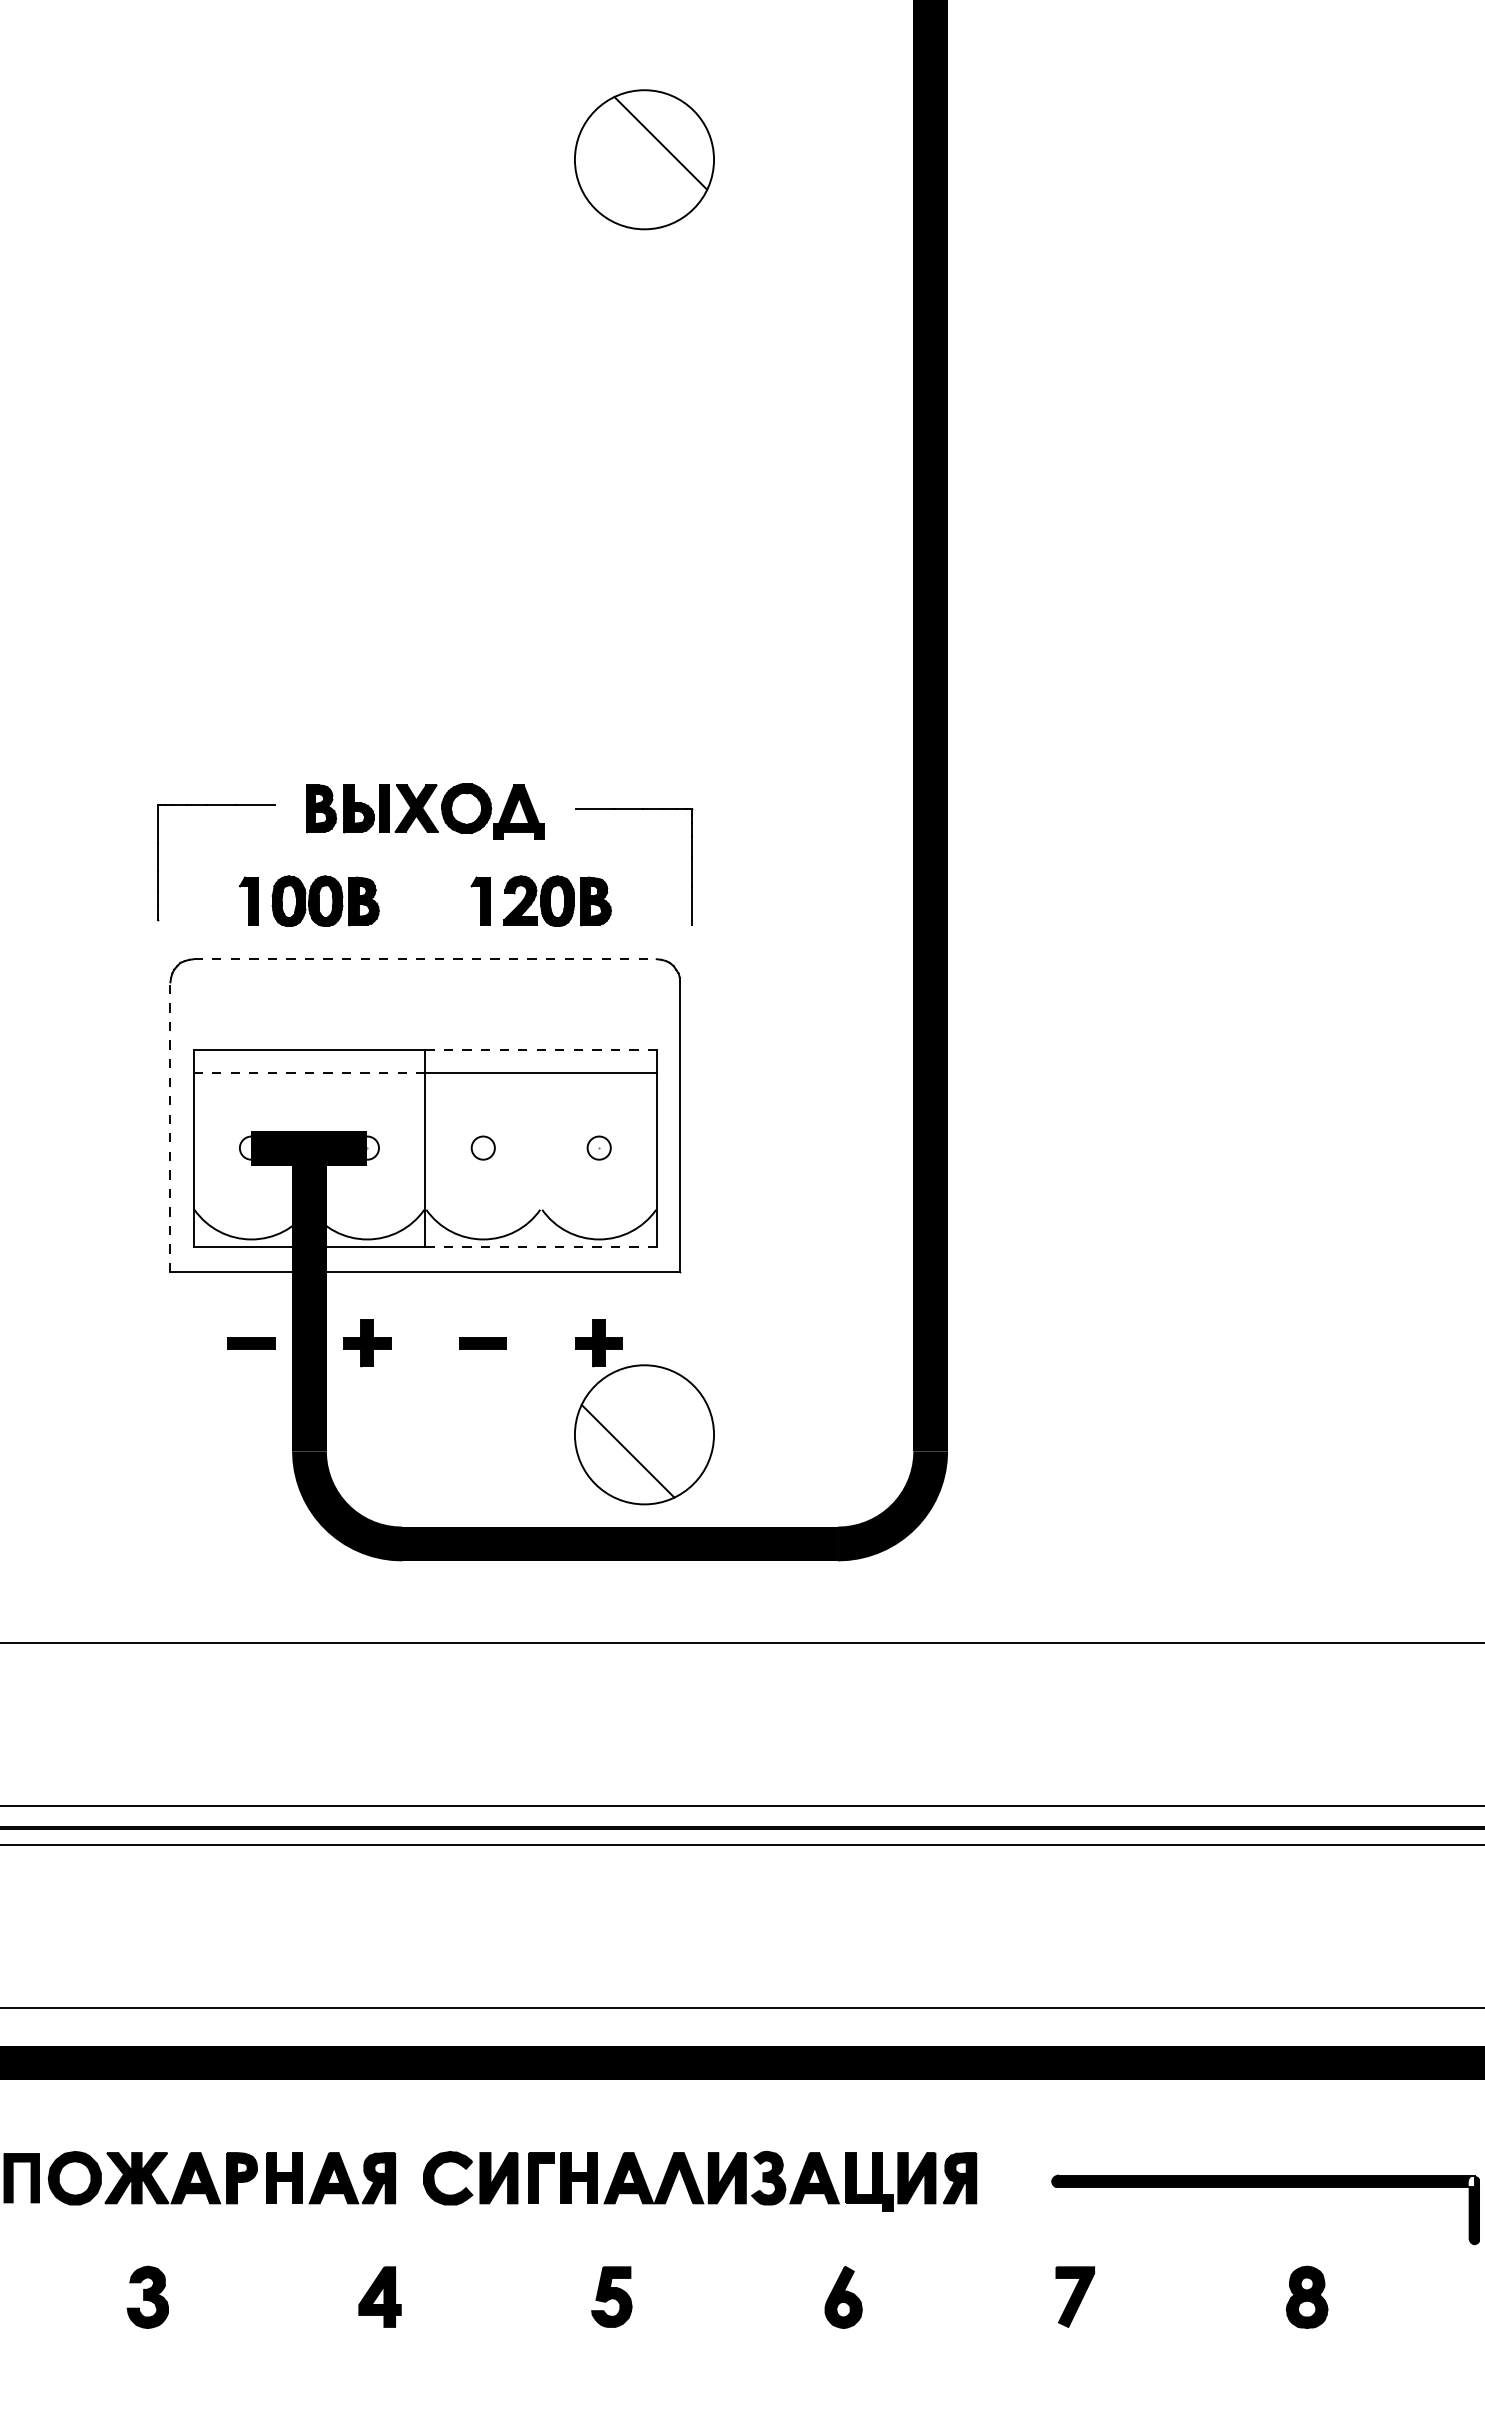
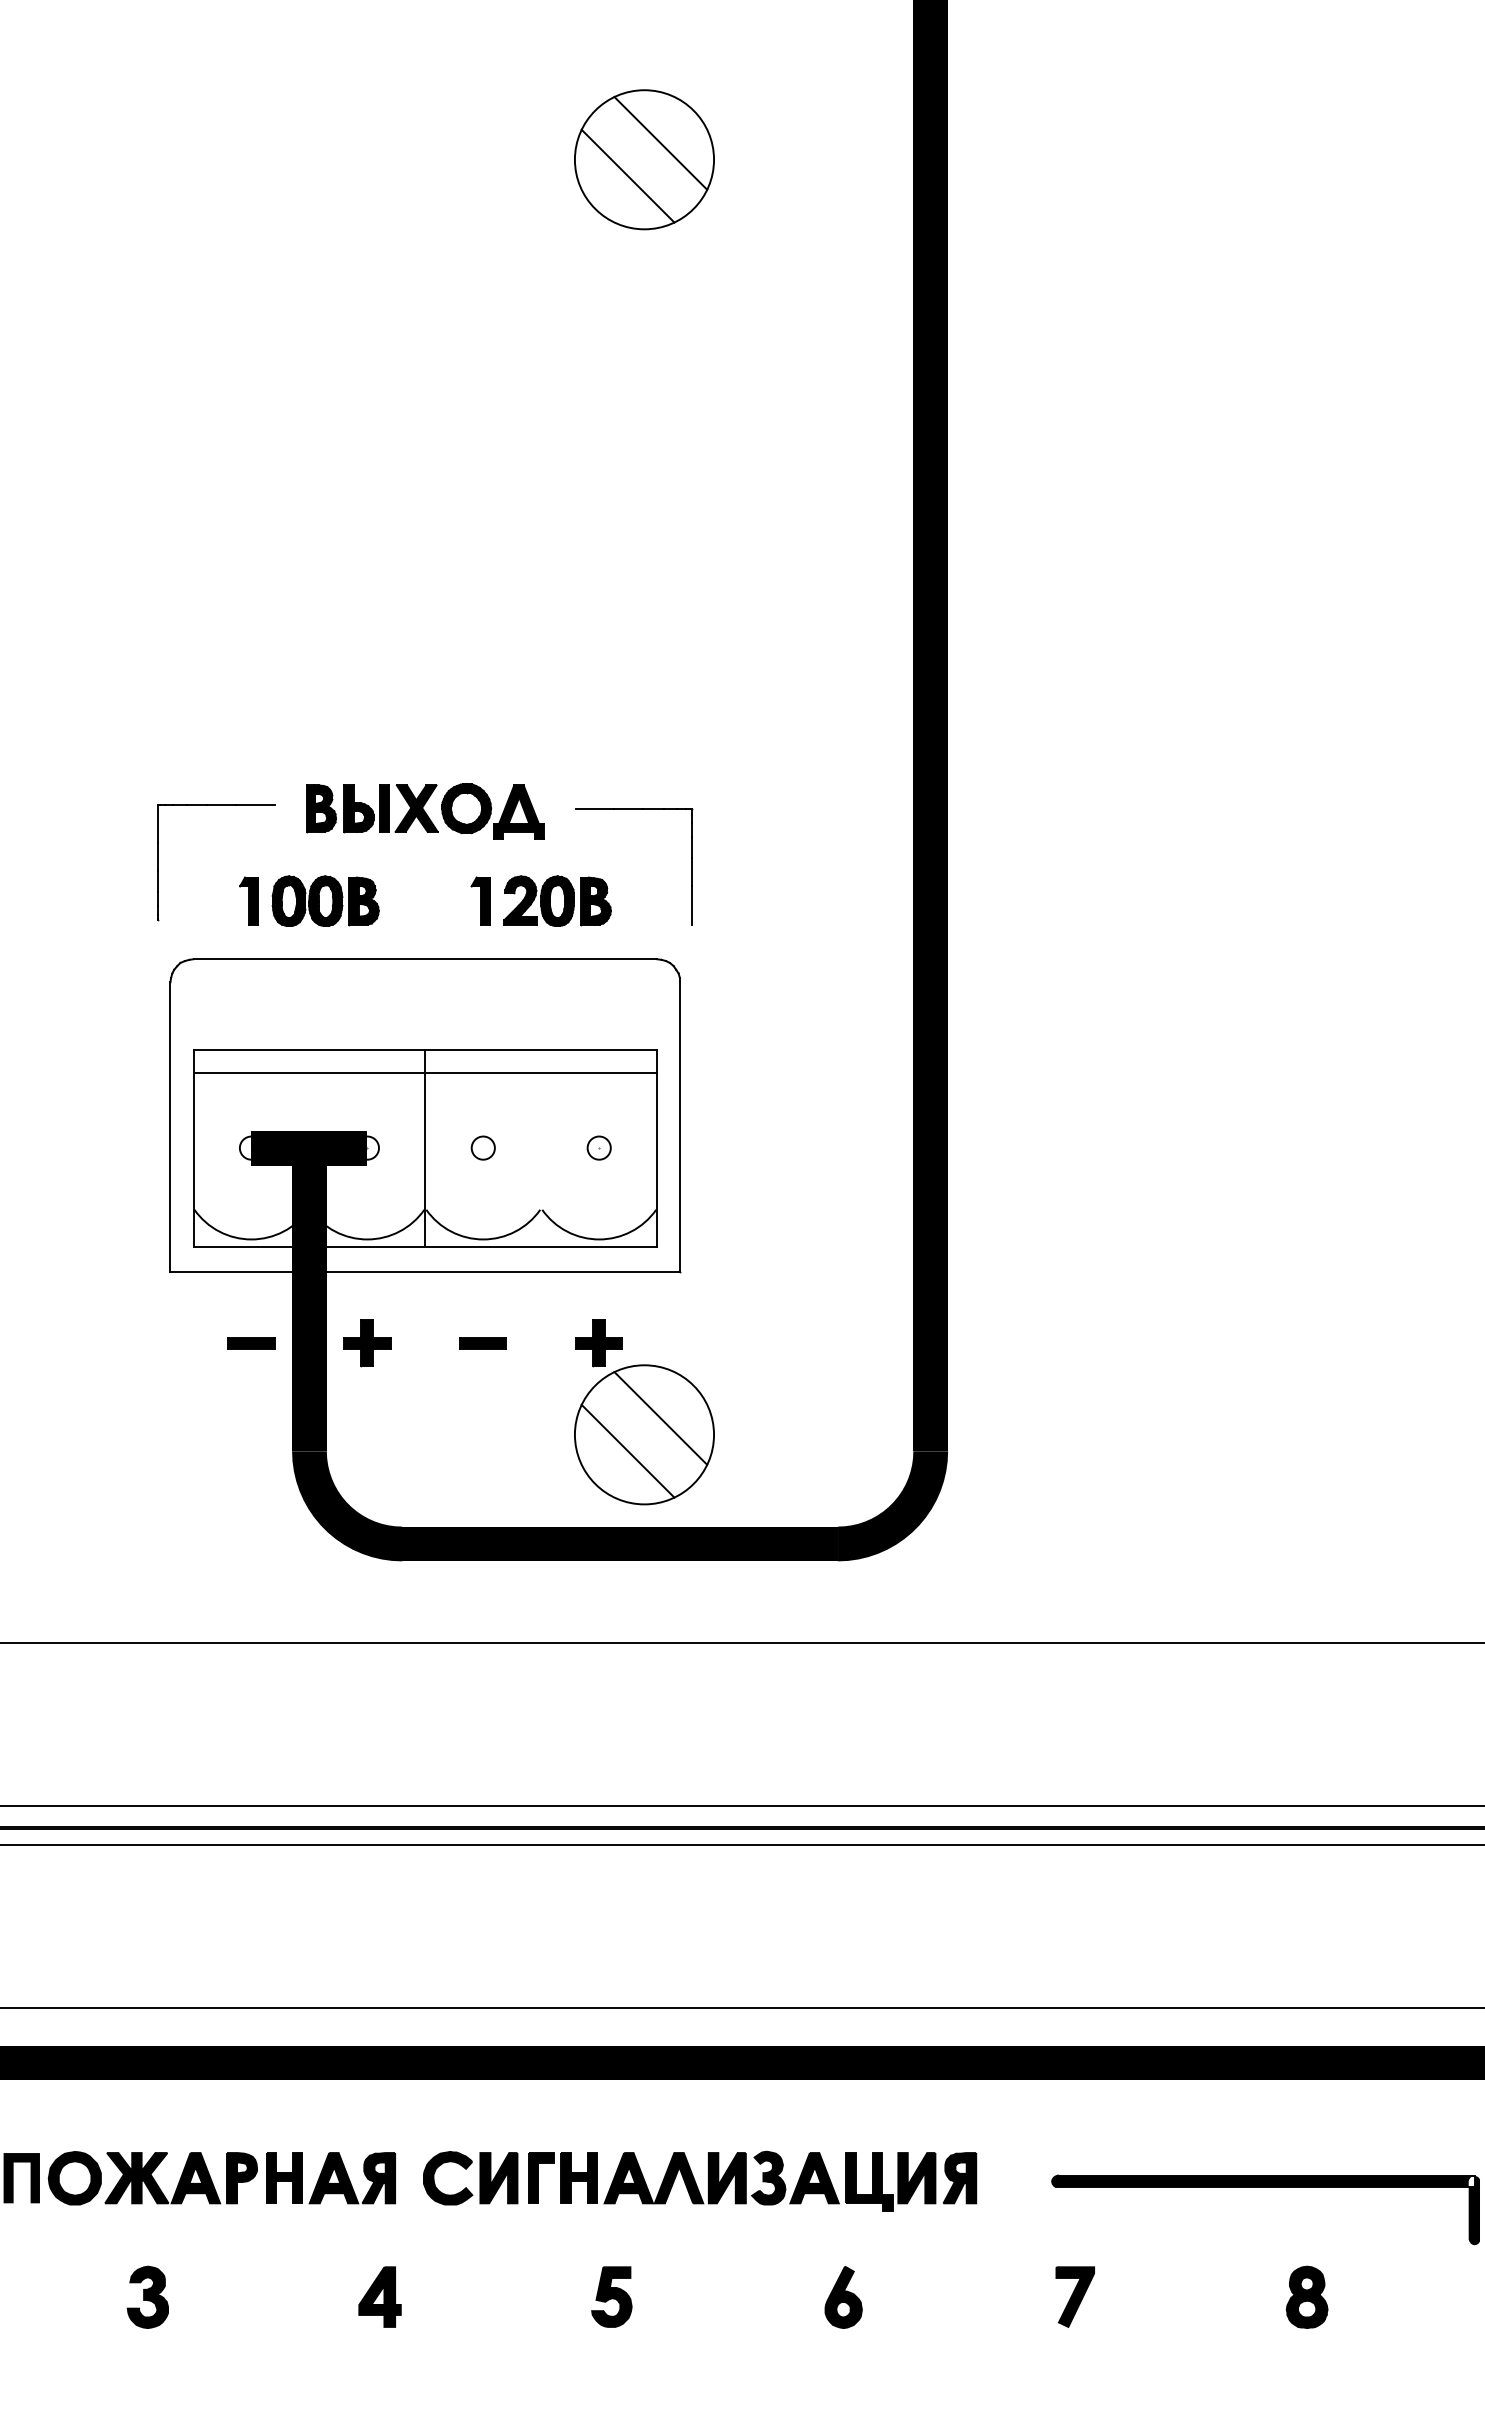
line: none -> present (627, 175)
line: dashed -> solid (425, 959)
line: dashed -> solid (541, 1049)
line: dashed -> solid (309, 1072)
line: dashed -> solid (170, 1127)
line: dashed -> solid (541, 1246)
line: none -> present (660, 1418)
